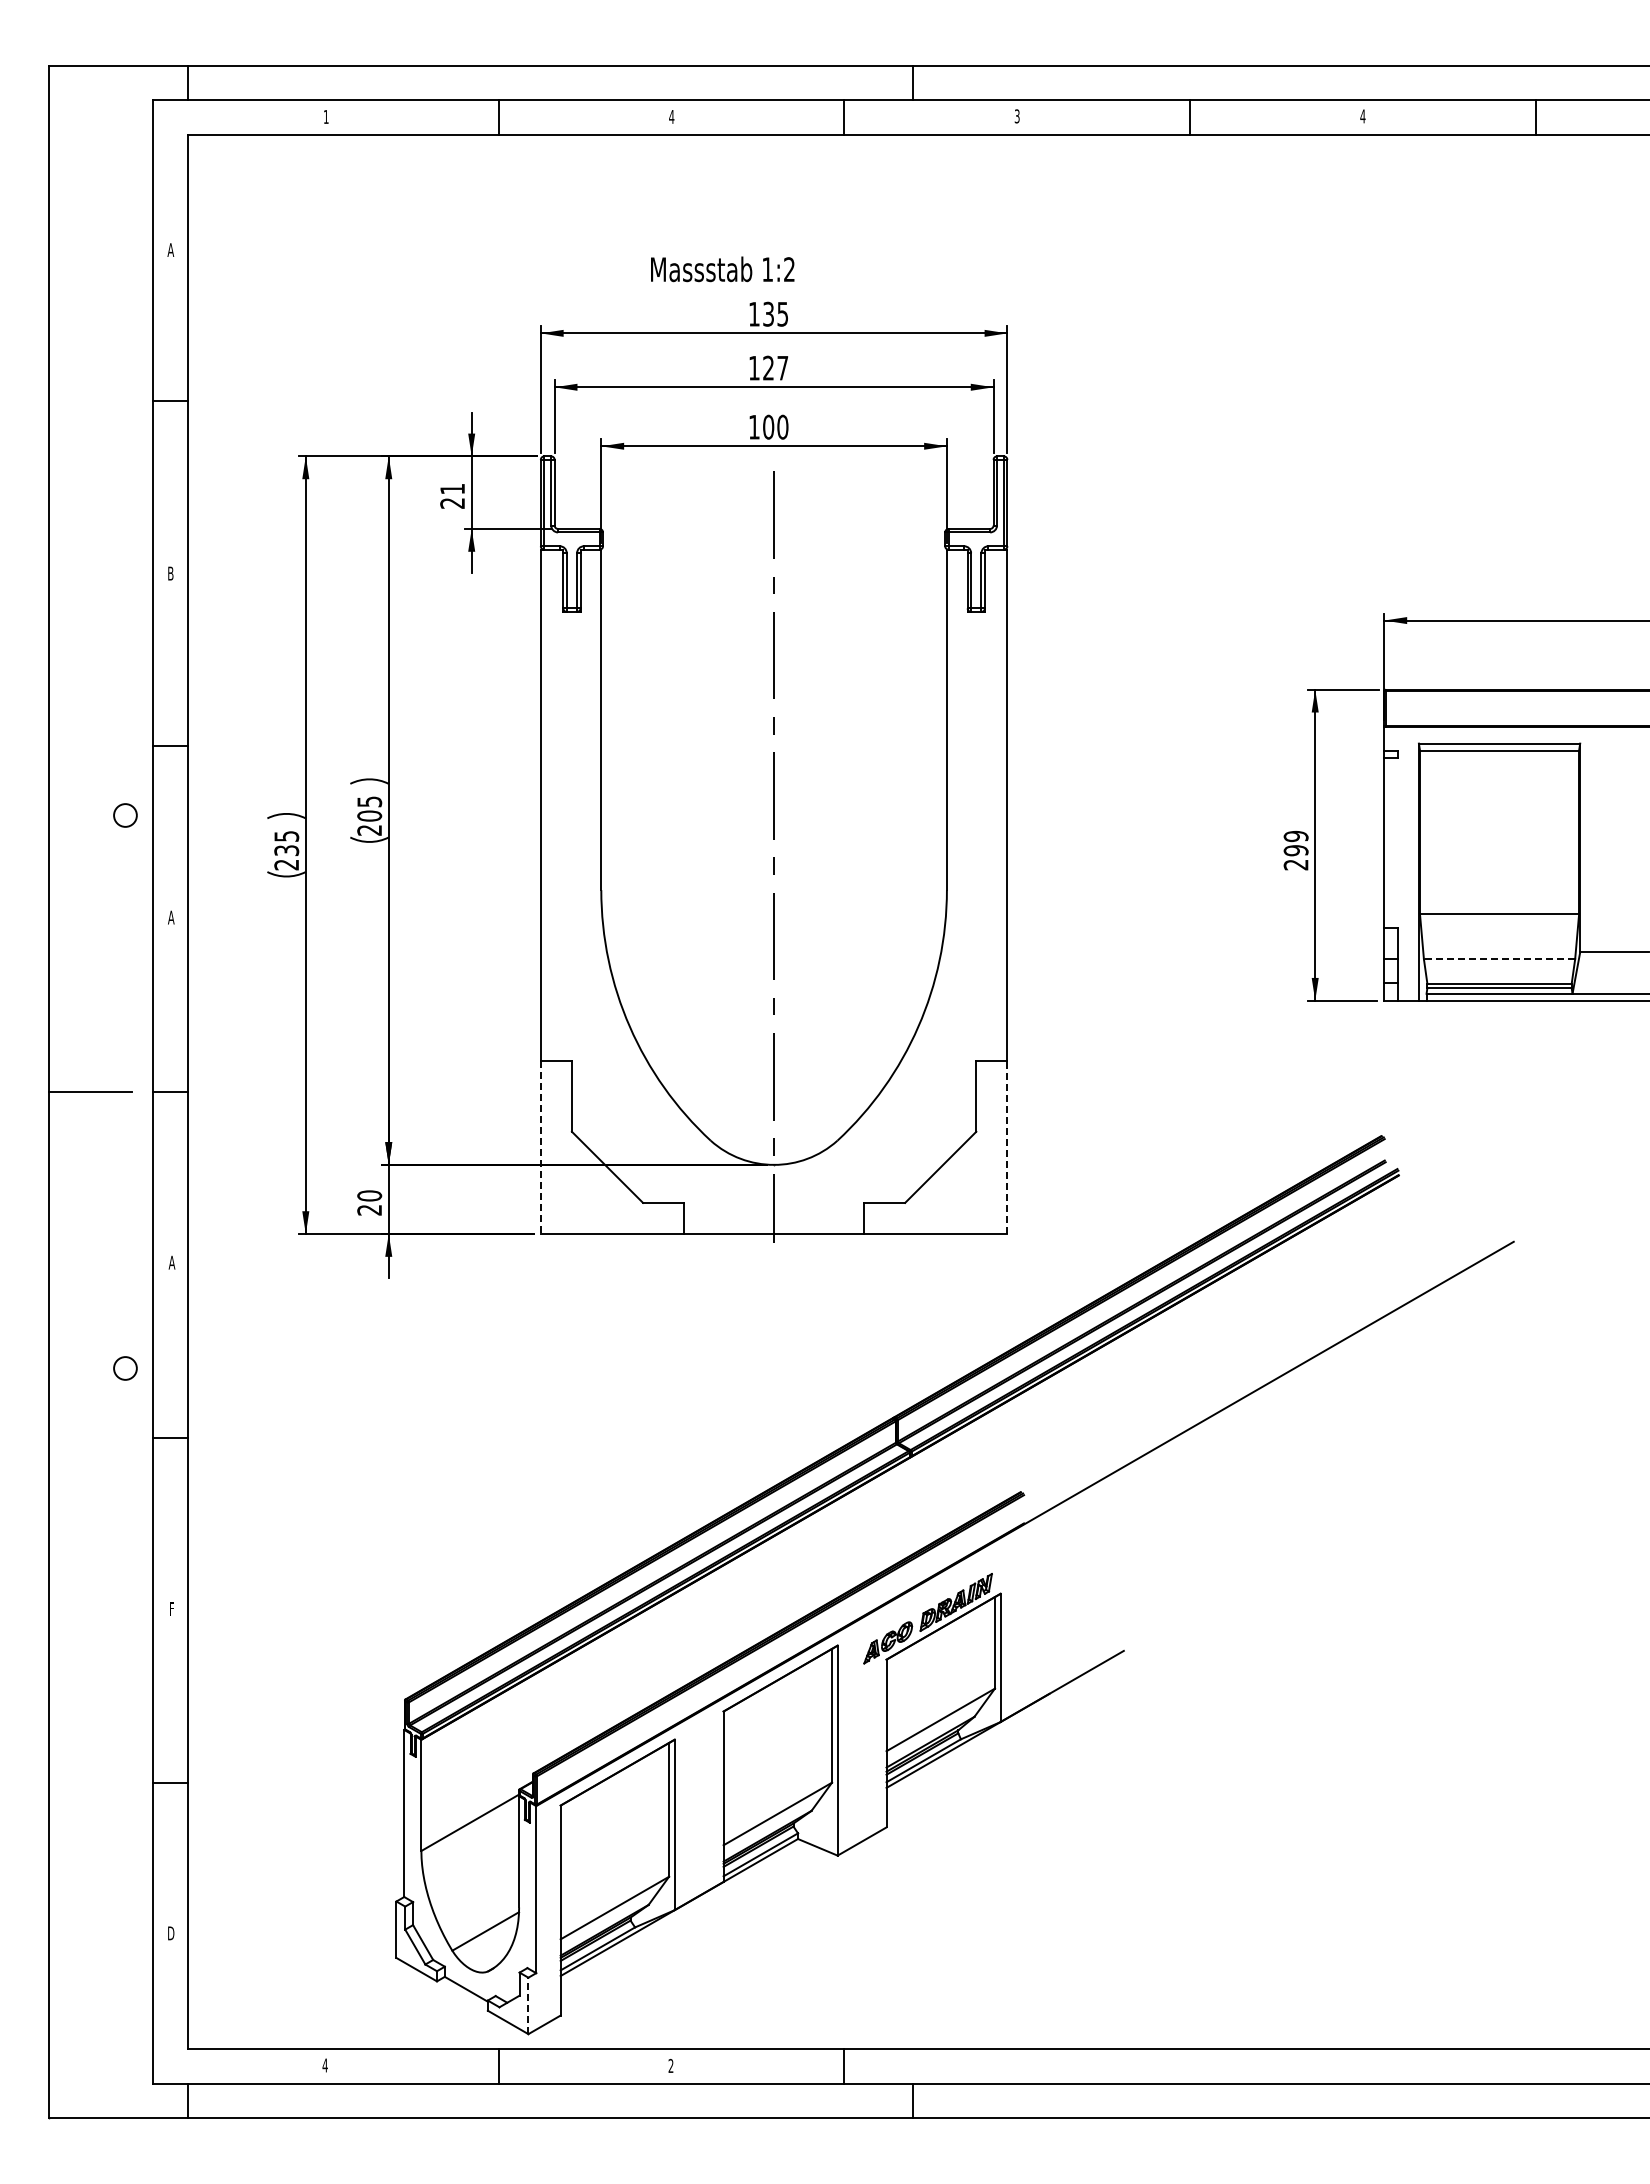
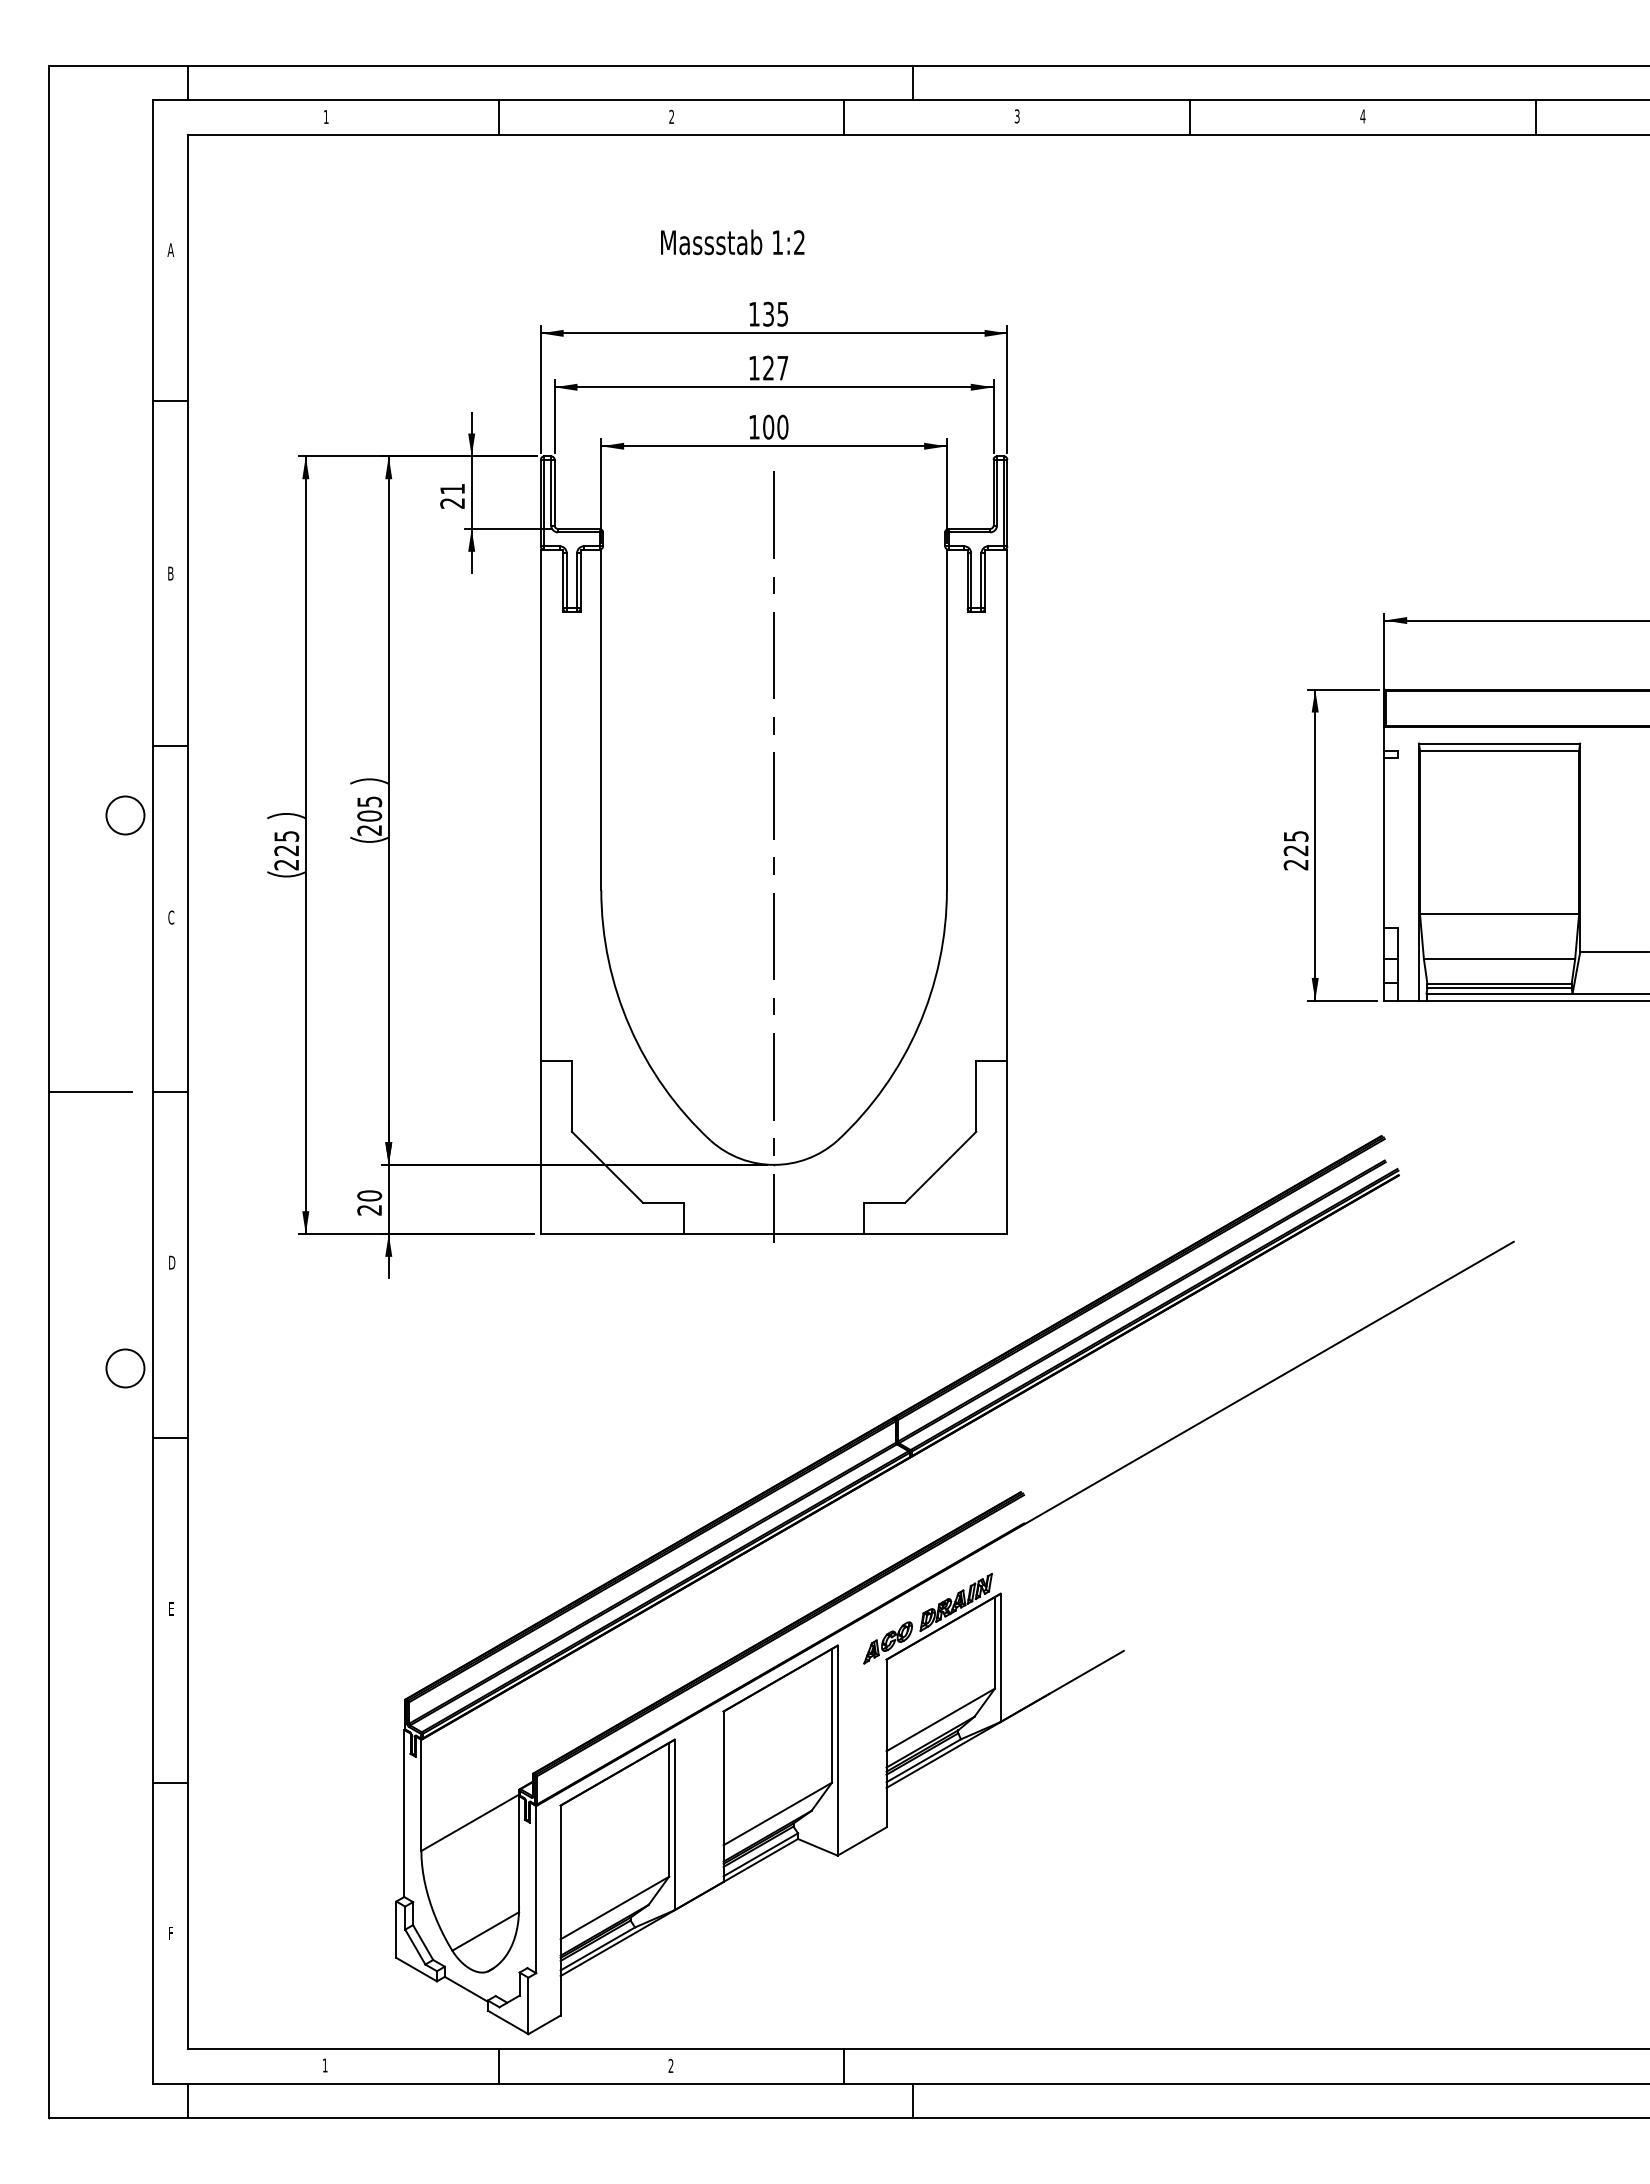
text: 4 -> 2 (671, 116)
text position: (722, 269) -> (732, 242) (732, 242)
circle diameter: 23 px -> 38 px (125, 815)
text: 299 -> 225 (1295, 843)
text: 235 -> 225 (286, 850)
text: A -> C (171, 917)
line: dashed -> solid (1499, 959)
line: dashed -> solid (1007, 1147)
line: dashed -> solid (540, 1148)
text: A -> D (171, 1262)
circle diameter: 23 px -> 38 px (125, 1368)
text: F -> E (171, 1608)
text: D -> F (171, 1933)
line: dashed -> solid (528, 2005)
text: 4 -> 1 (324, 2065)
